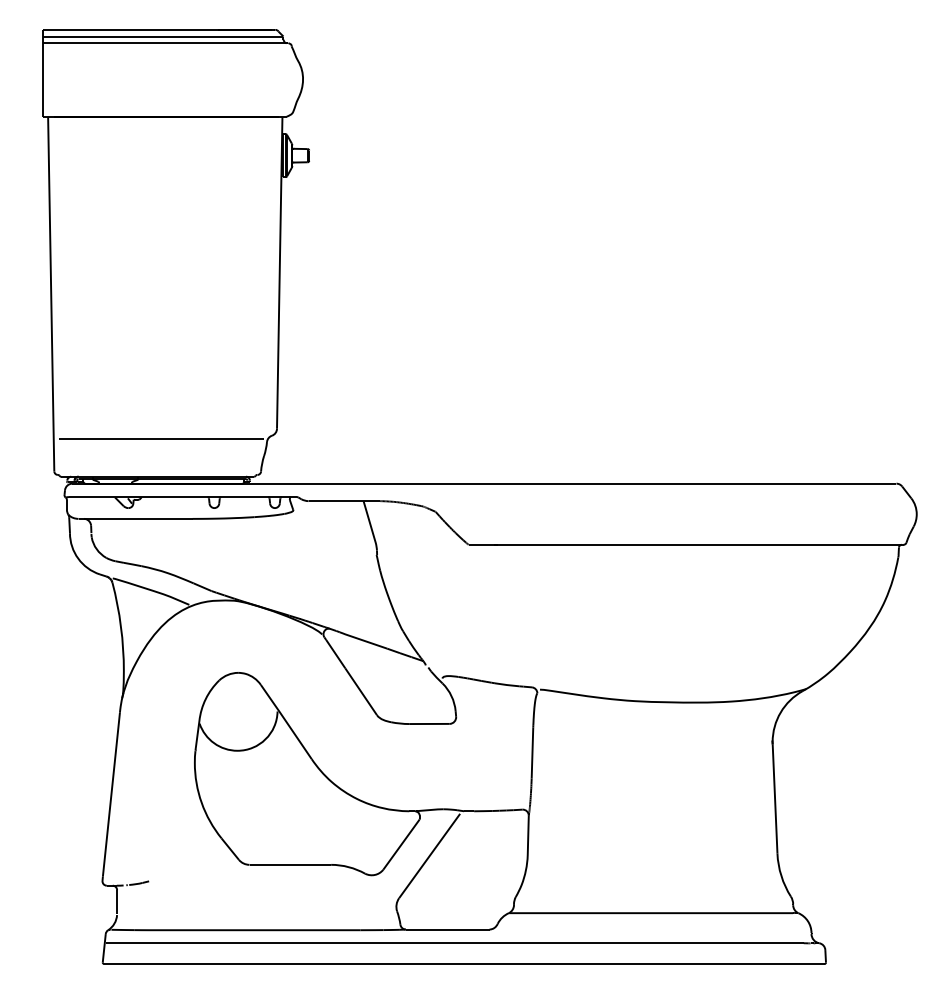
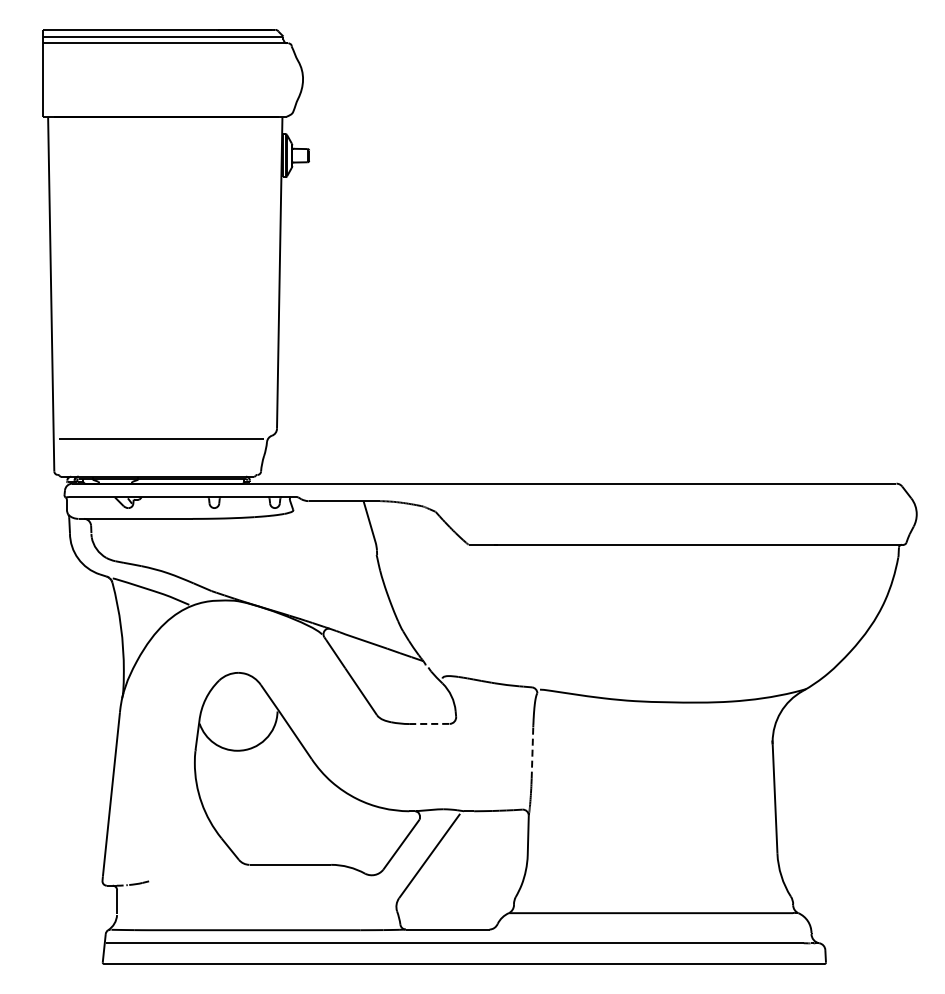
line: solid -> dashed (429, 723)
line: solid -> dashed (532, 752)
